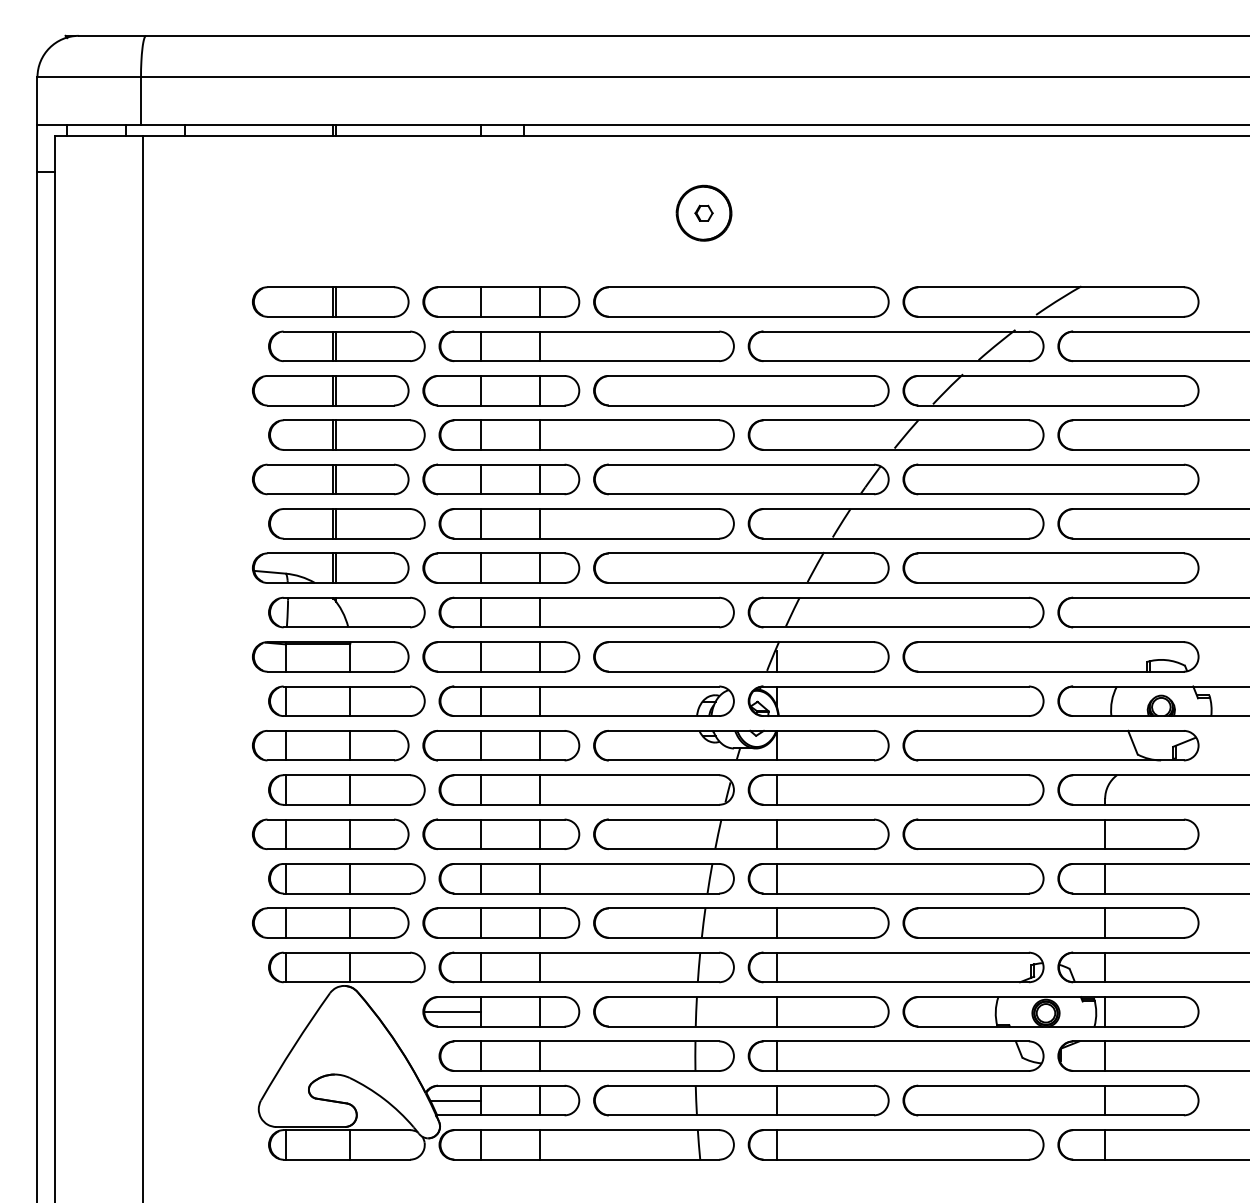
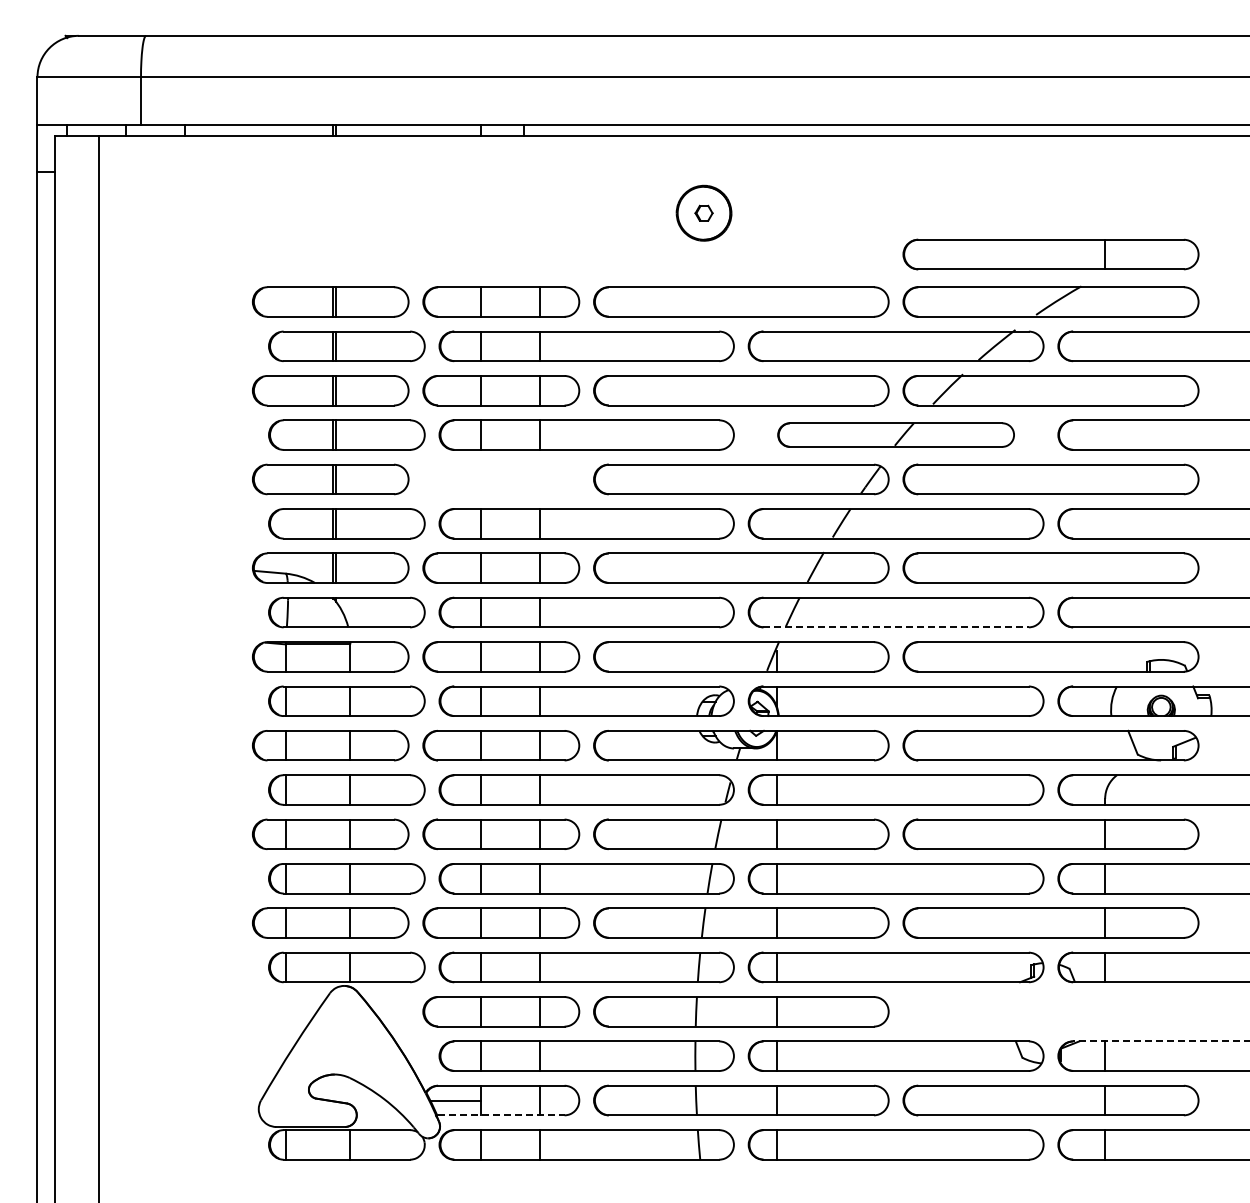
part: none -> present (1050, 254)
part size: 298x32 px -> 238x26 px (895, 434)
part: present -> none (501, 479)
line: solid -> dashed (896, 627)
line position: (143, 667) -> (99, 667) (99, 667)
line: present -> none (452, 1011)
part: present -> none (1050, 1011)
line: solid -> dashed (1161, 1041)
line: solid -> dashed (501, 1115)
